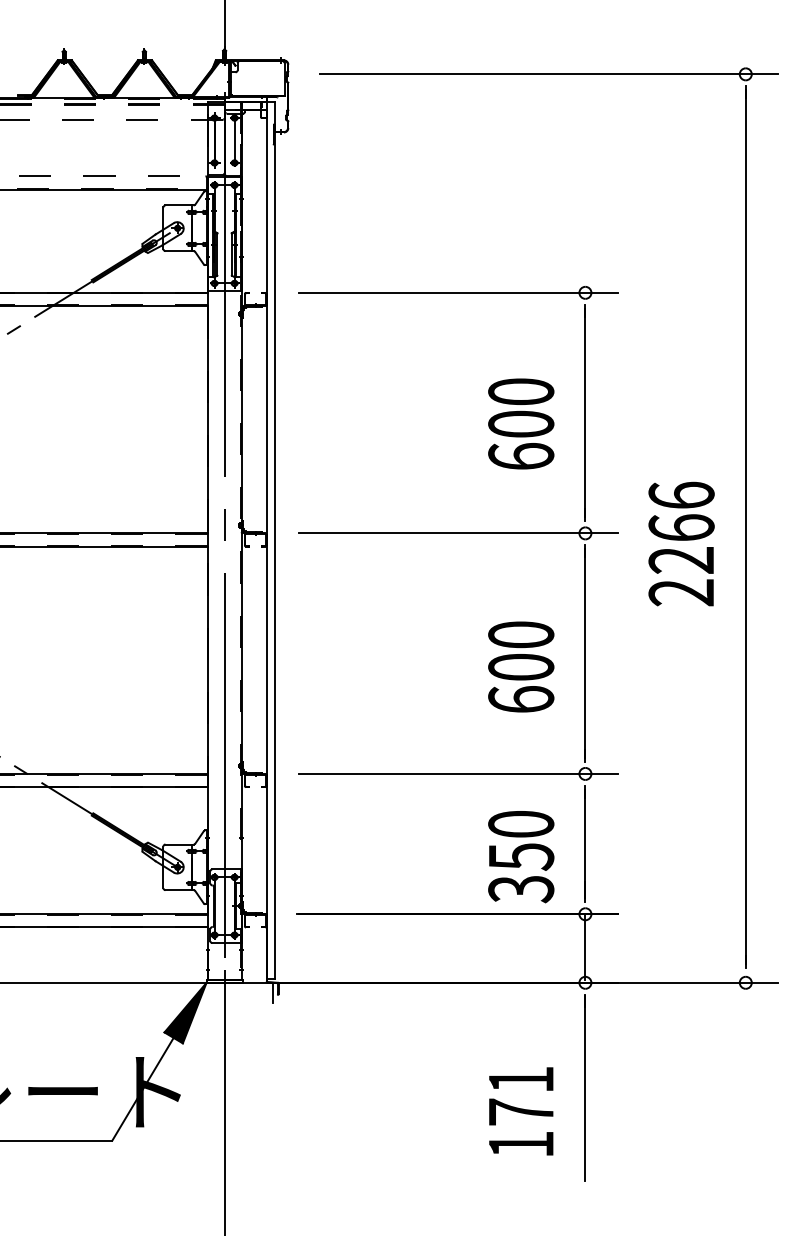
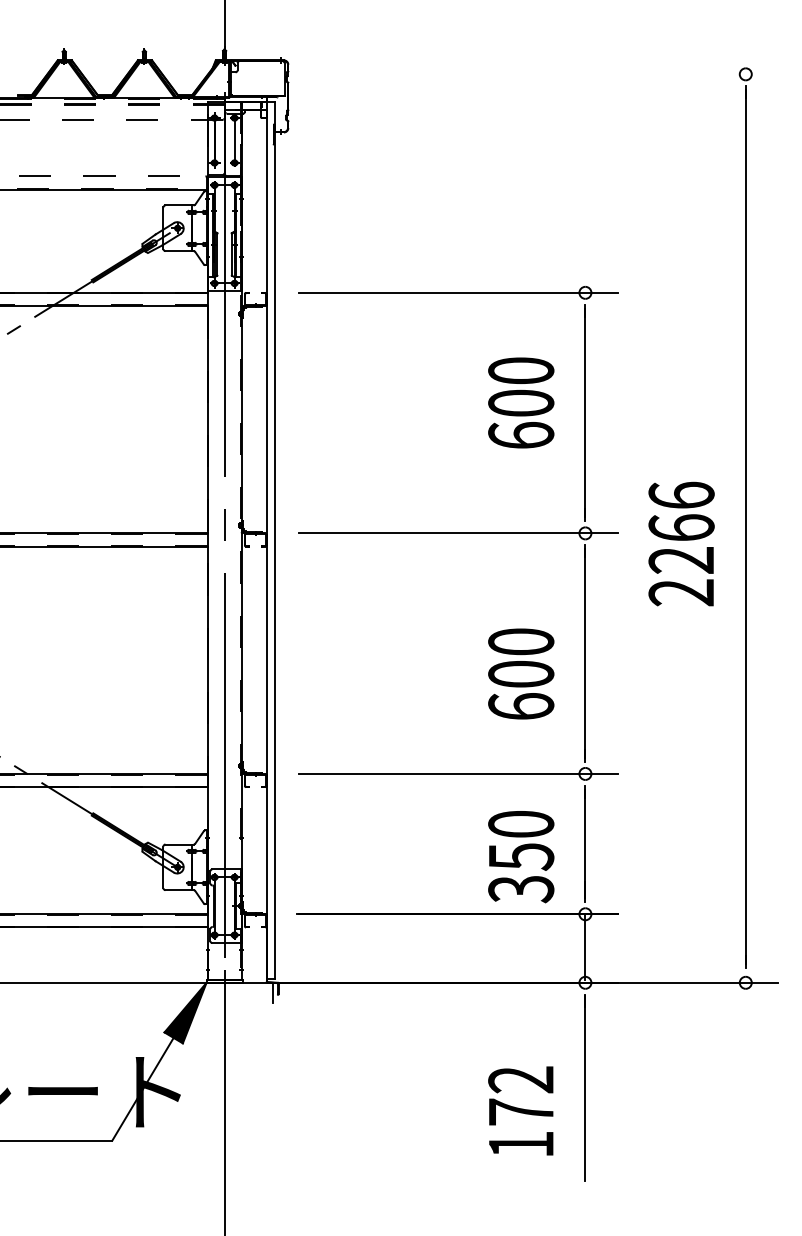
line: present -> none (548, 74)
text position: (521, 423) -> (521, 402) (521, 402)
text position: (521, 666) -> (521, 673) (521, 673)
text: 171 -> 172 (520, 1079)
